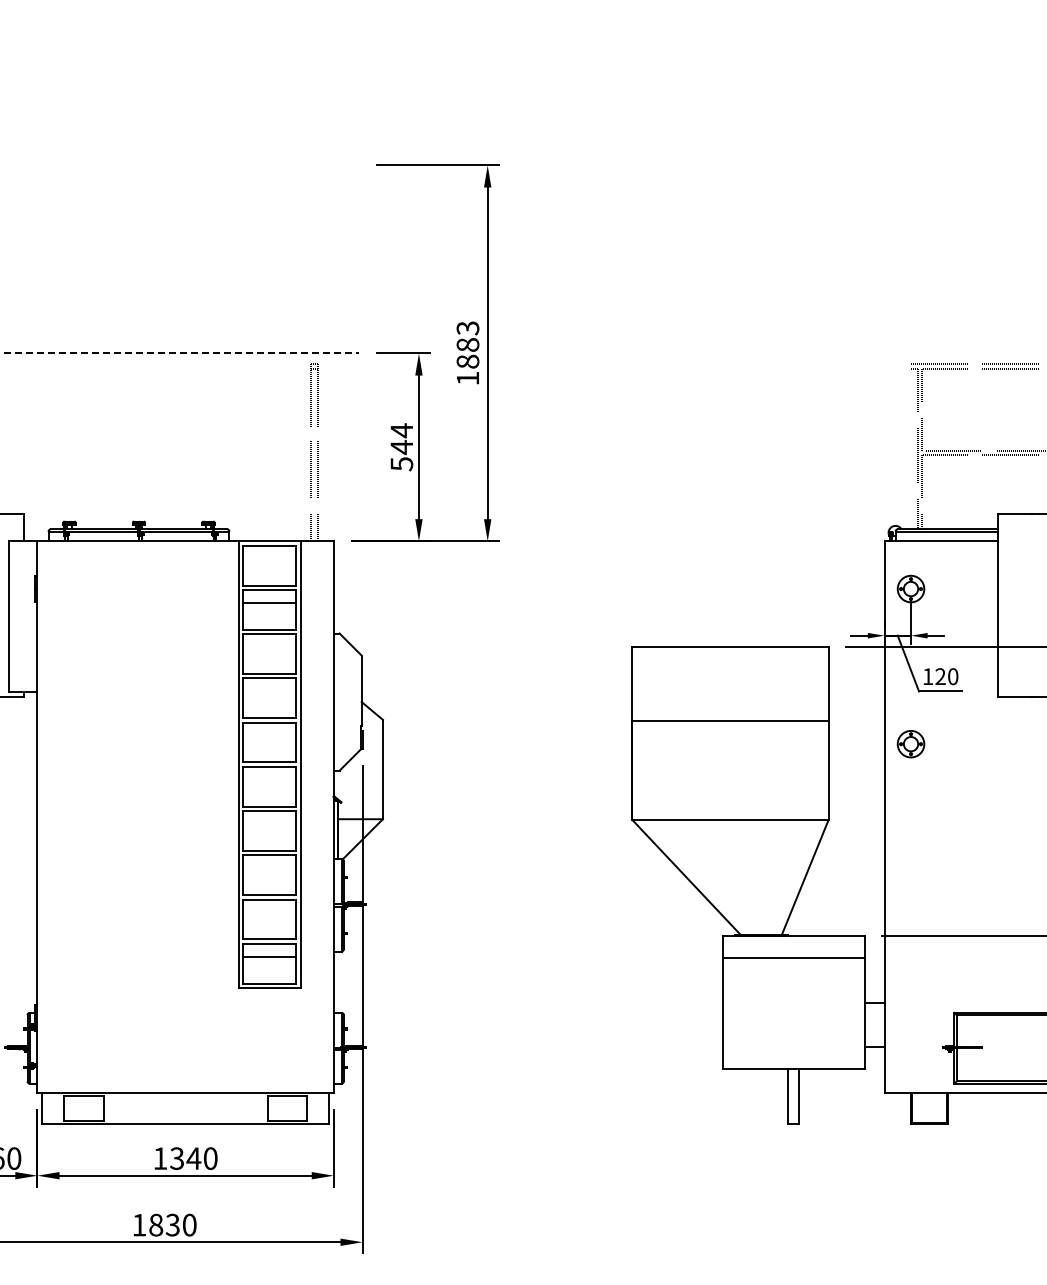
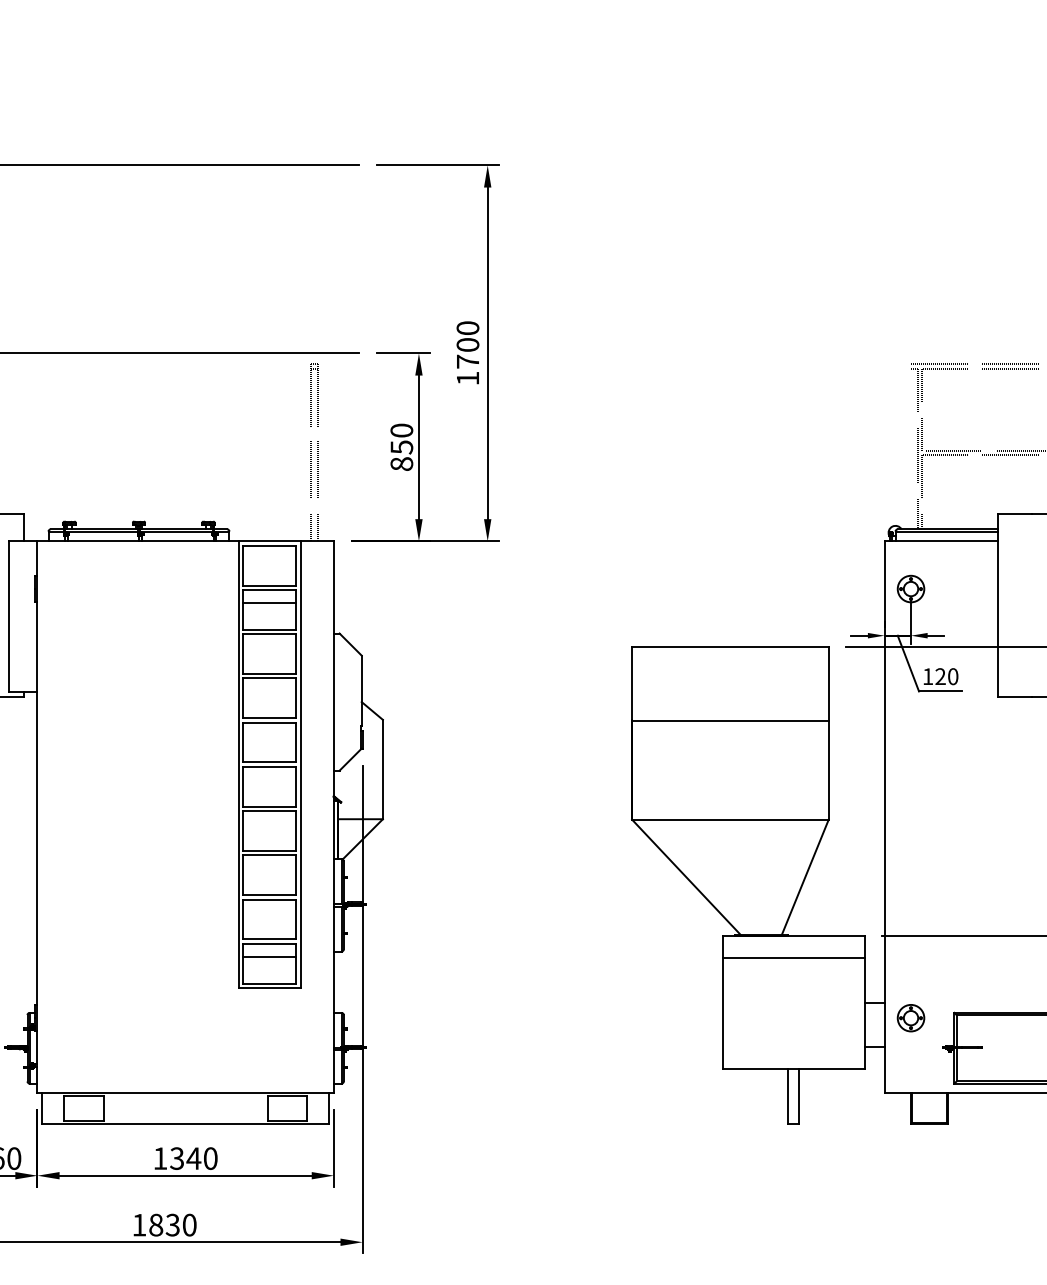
line: none -> present (180, 165)
text: 1883 -> 1700 (467, 344)
line: dashed -> solid (180, 353)
text: 544 -> 850 (401, 447)
part position: (910, 744) -> (910, 1018) (910, 1018)
